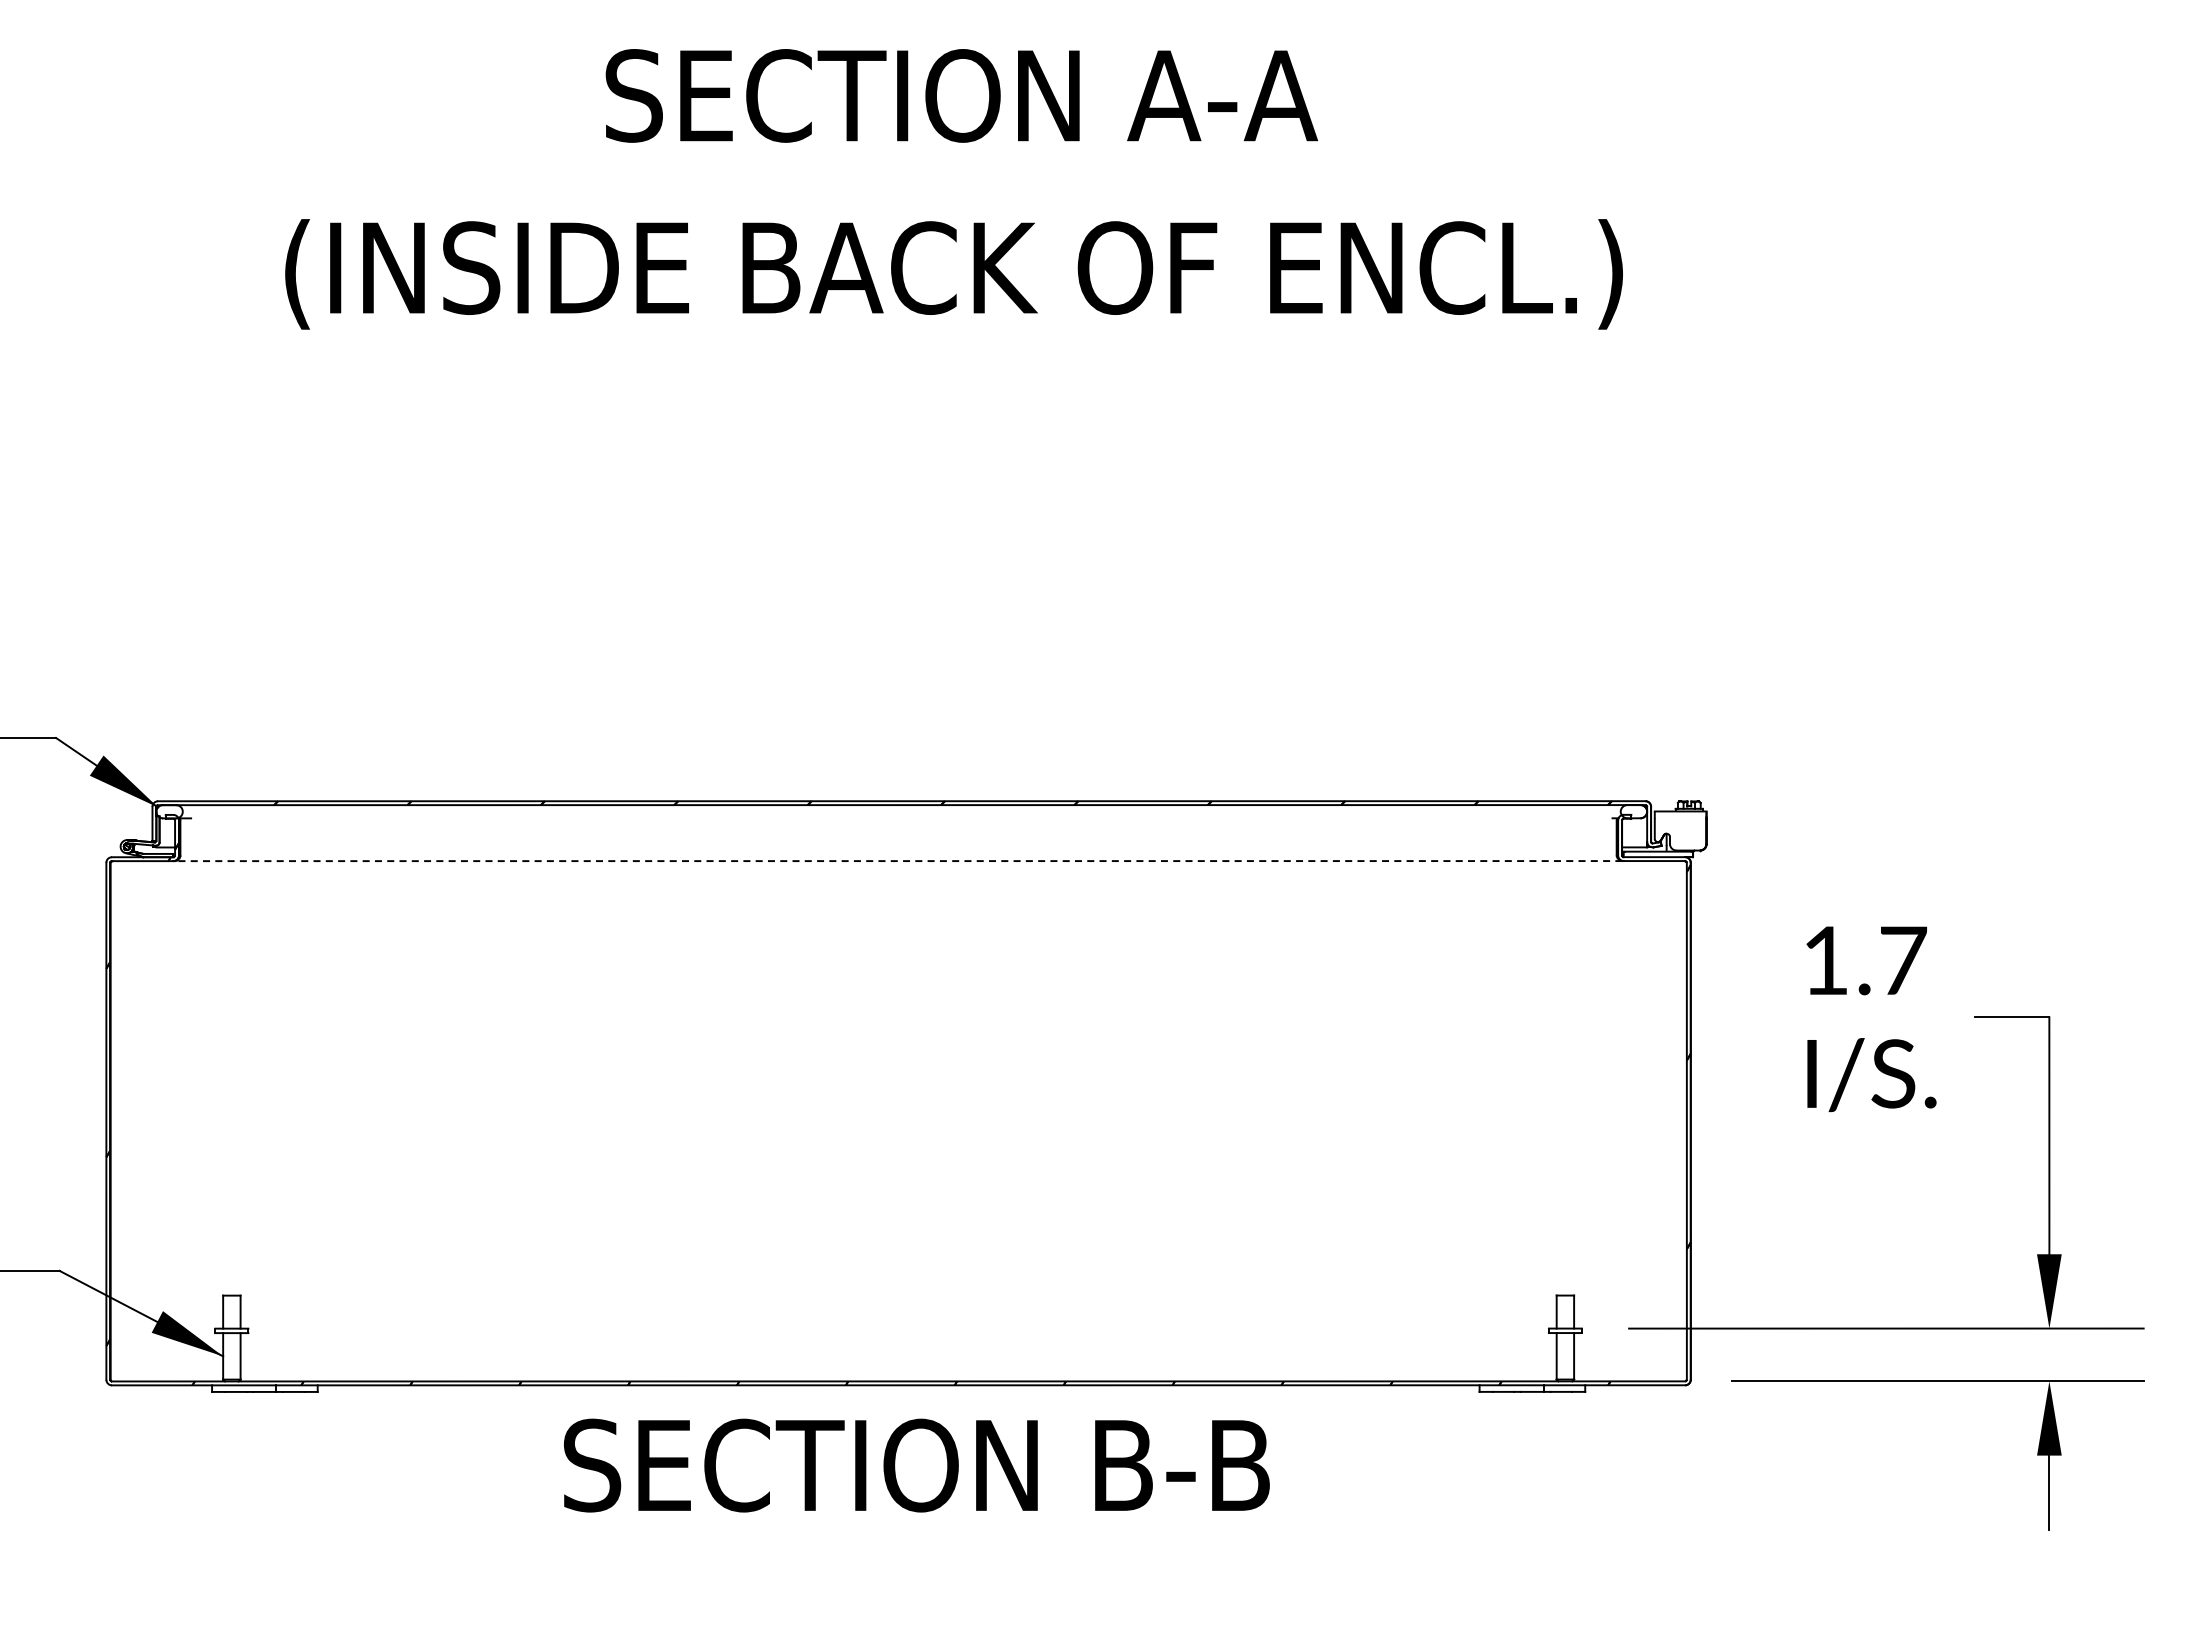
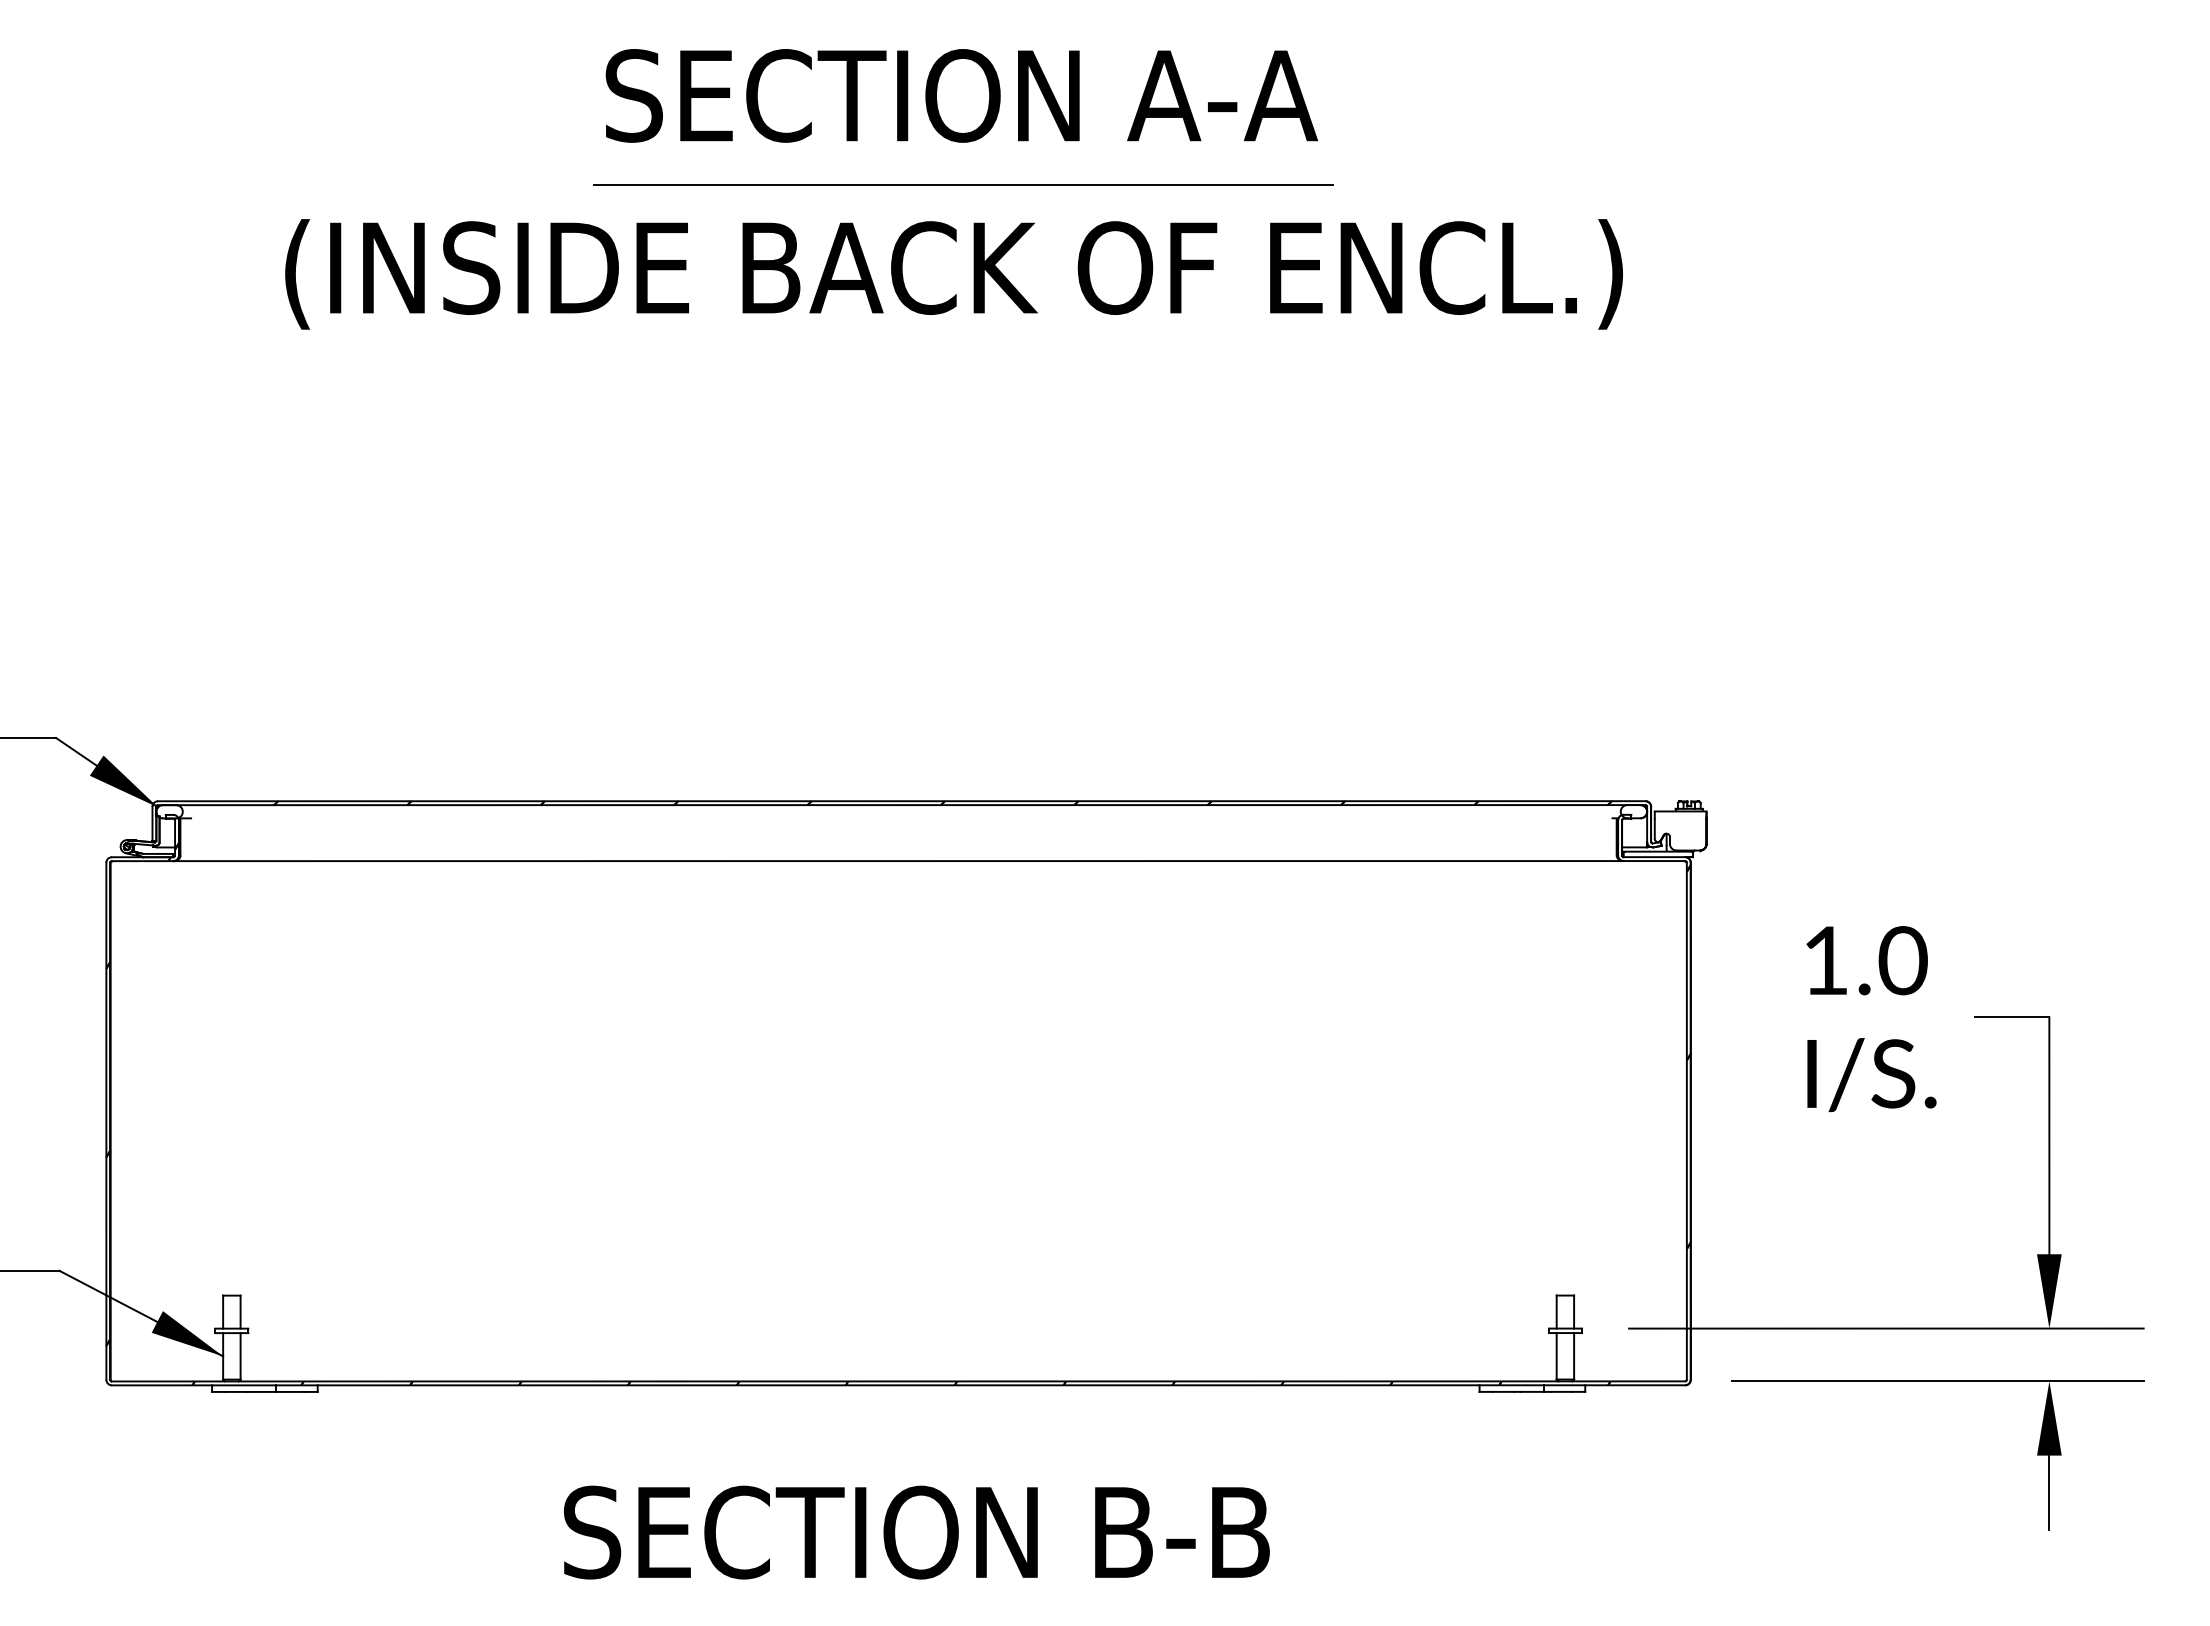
line: none -> present (962, 185)
line: dashed -> solid (898, 861)
text: 1.7 -> 1.0 (1902, 960)
text position: (916, 1465) -> (916, 1532) (916, 1532)
